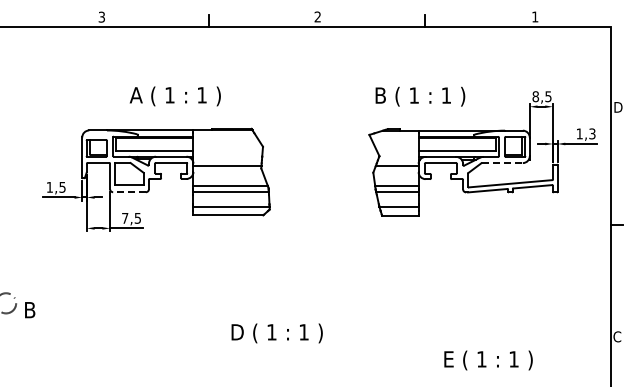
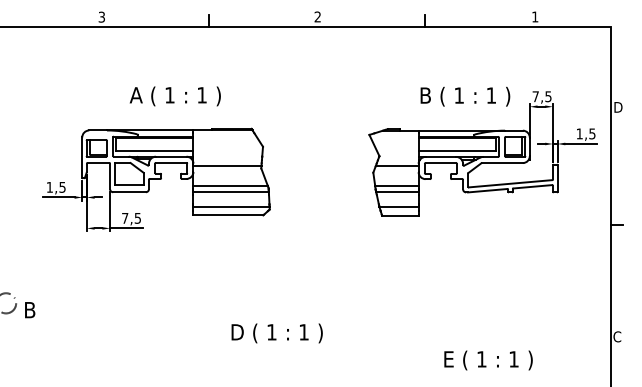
text position: (420, 96) -> (465, 96) (465, 96)
text: 8,5 -> 7,5 (535, 96)
text: 1,3 -> 1,5 (592, 133)
line: dashed -> solid (502, 163)
line: dashed -> solid (129, 192)
